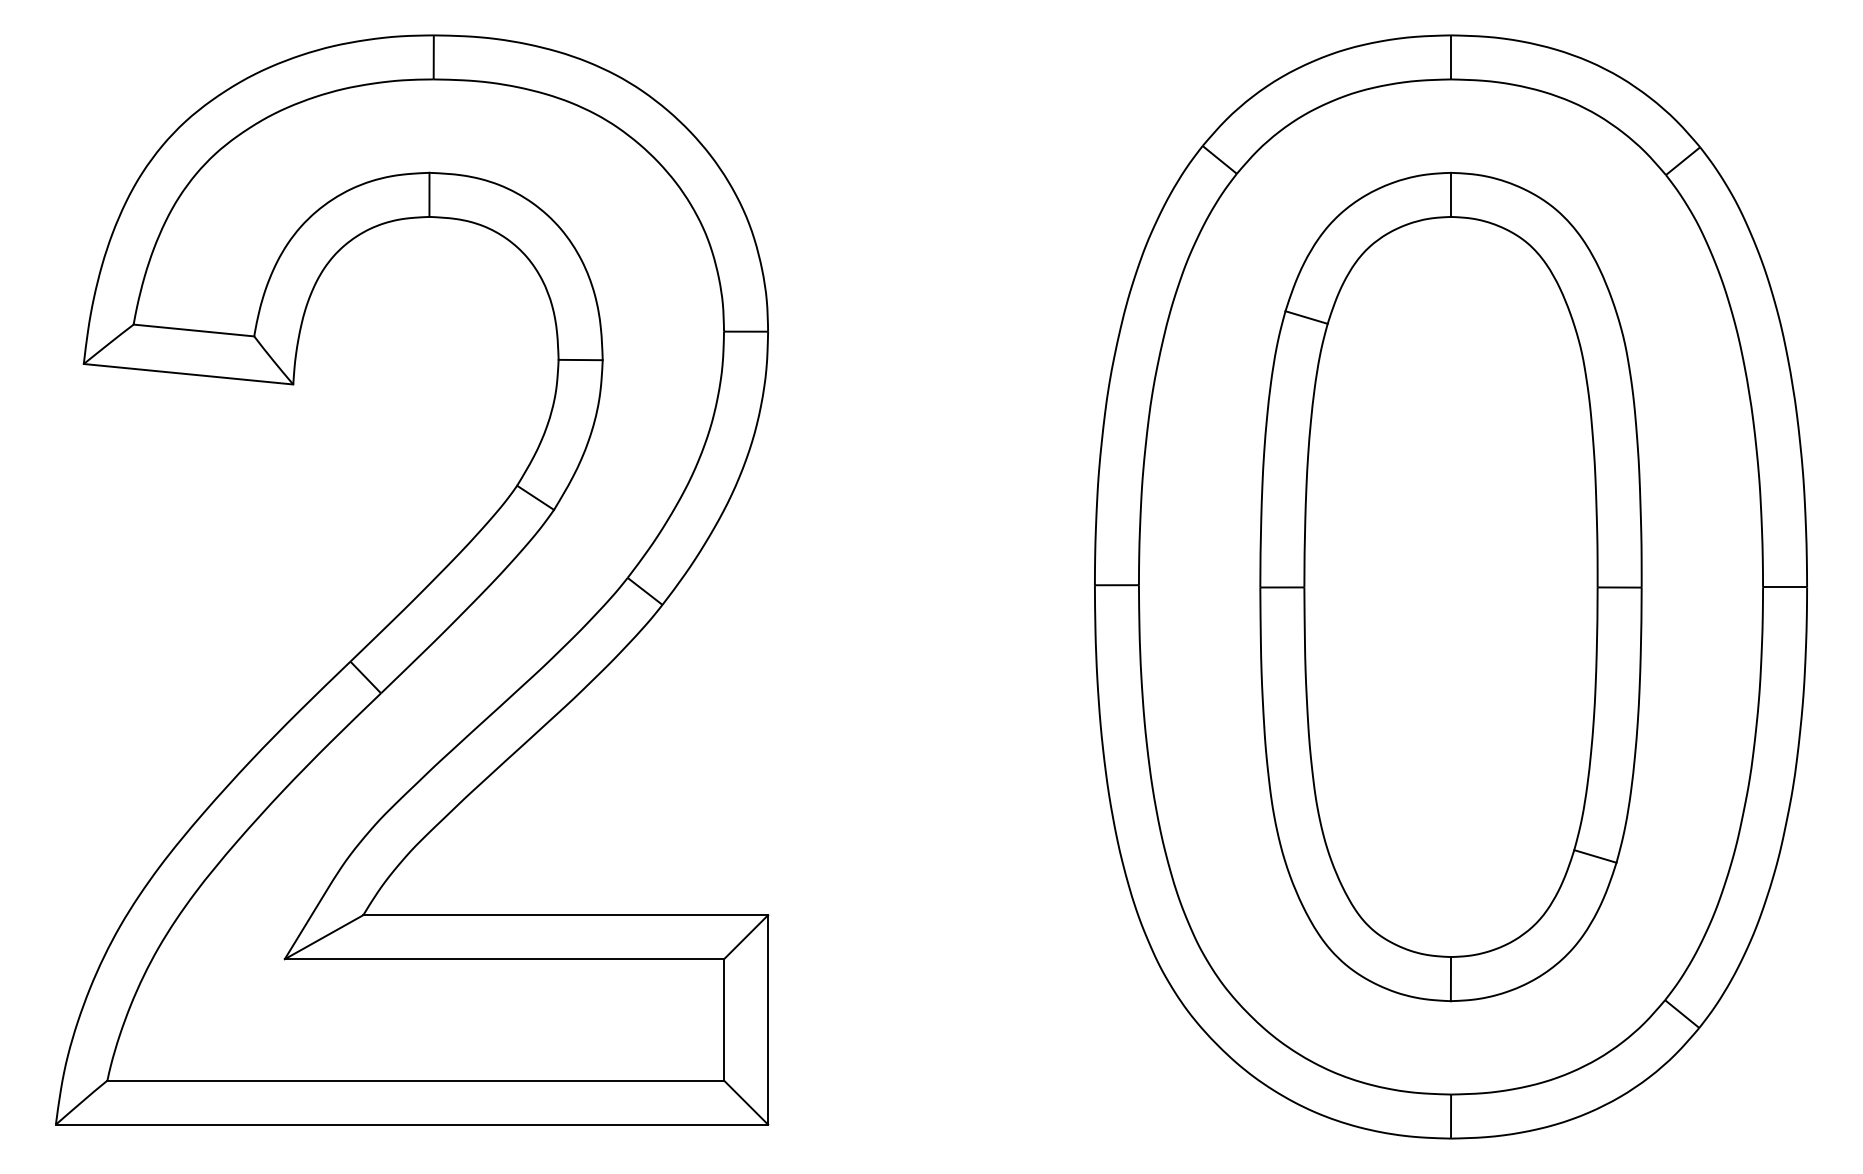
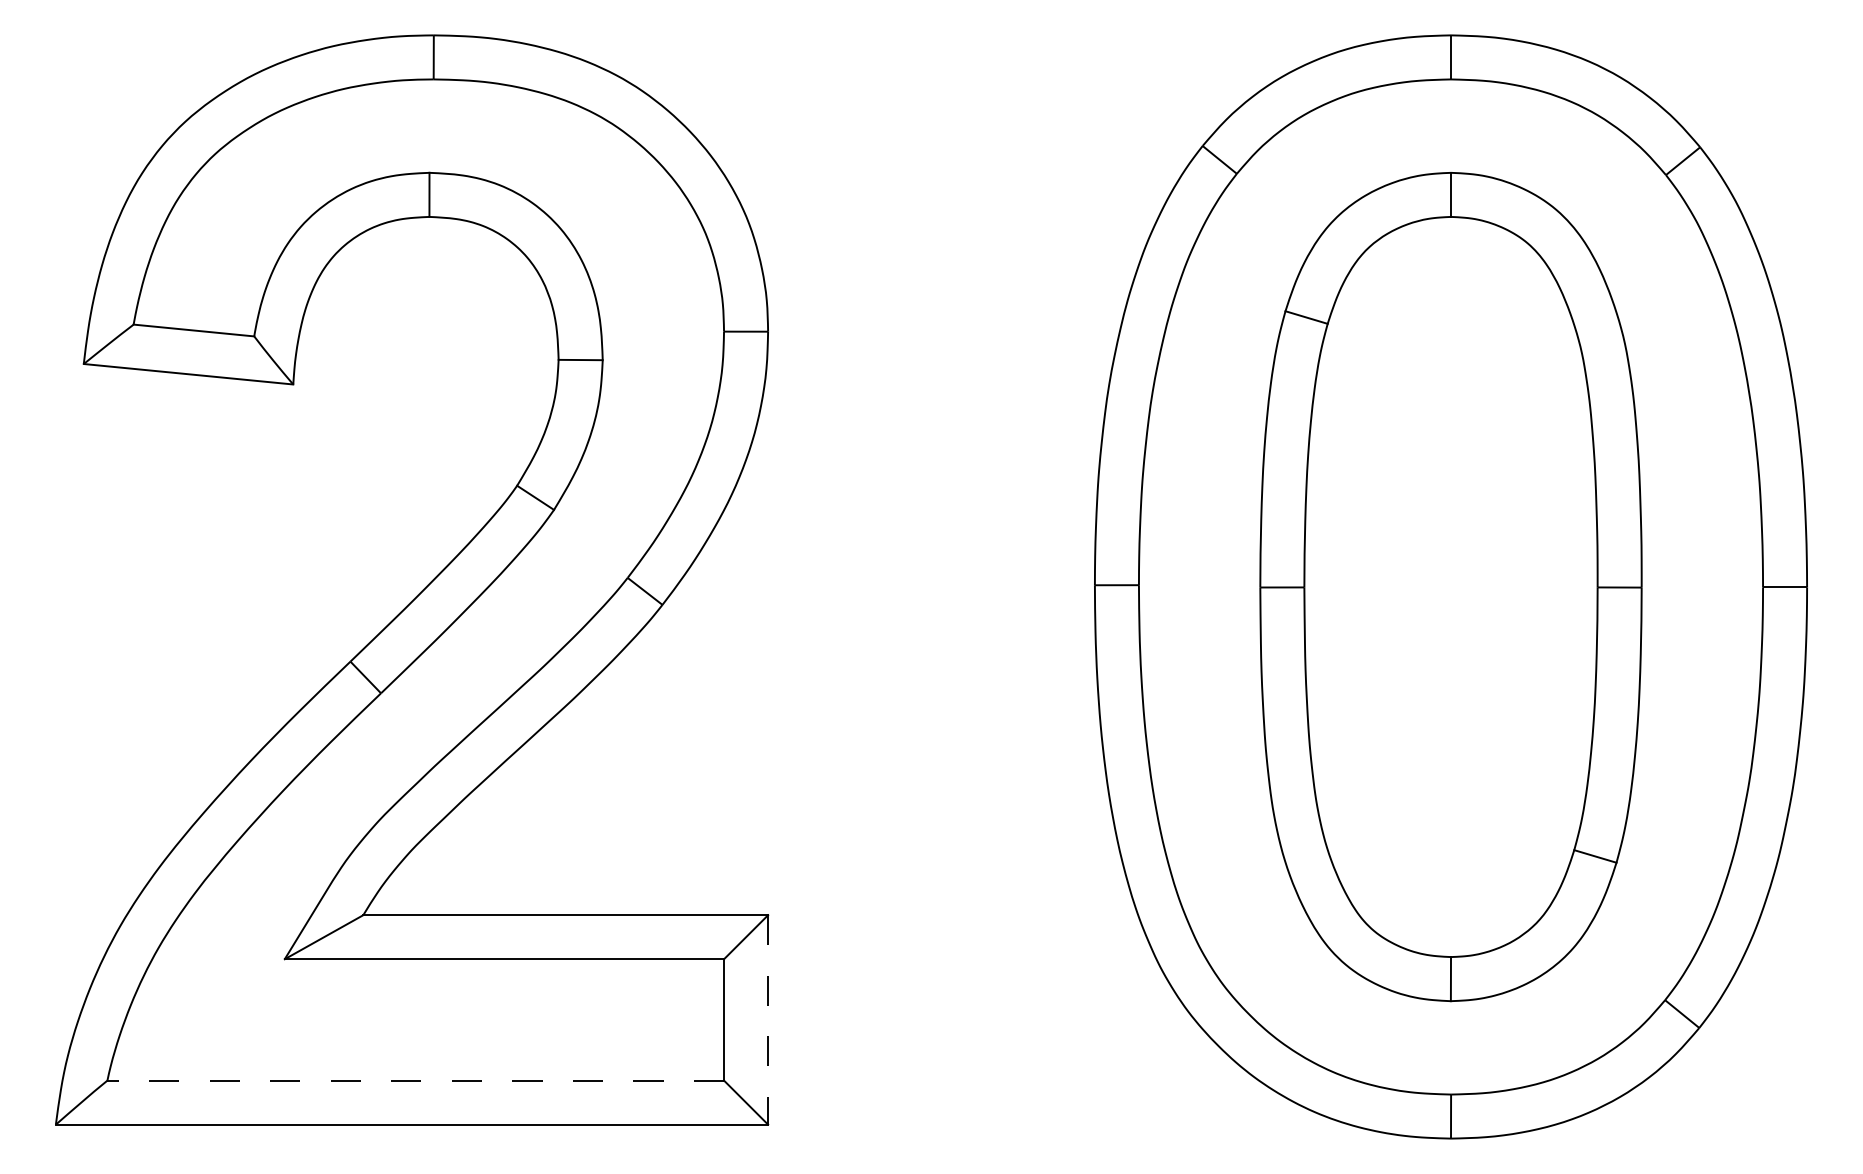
line: solid -> dashed (768, 1019)
line: solid -> dashed (415, 1080)
